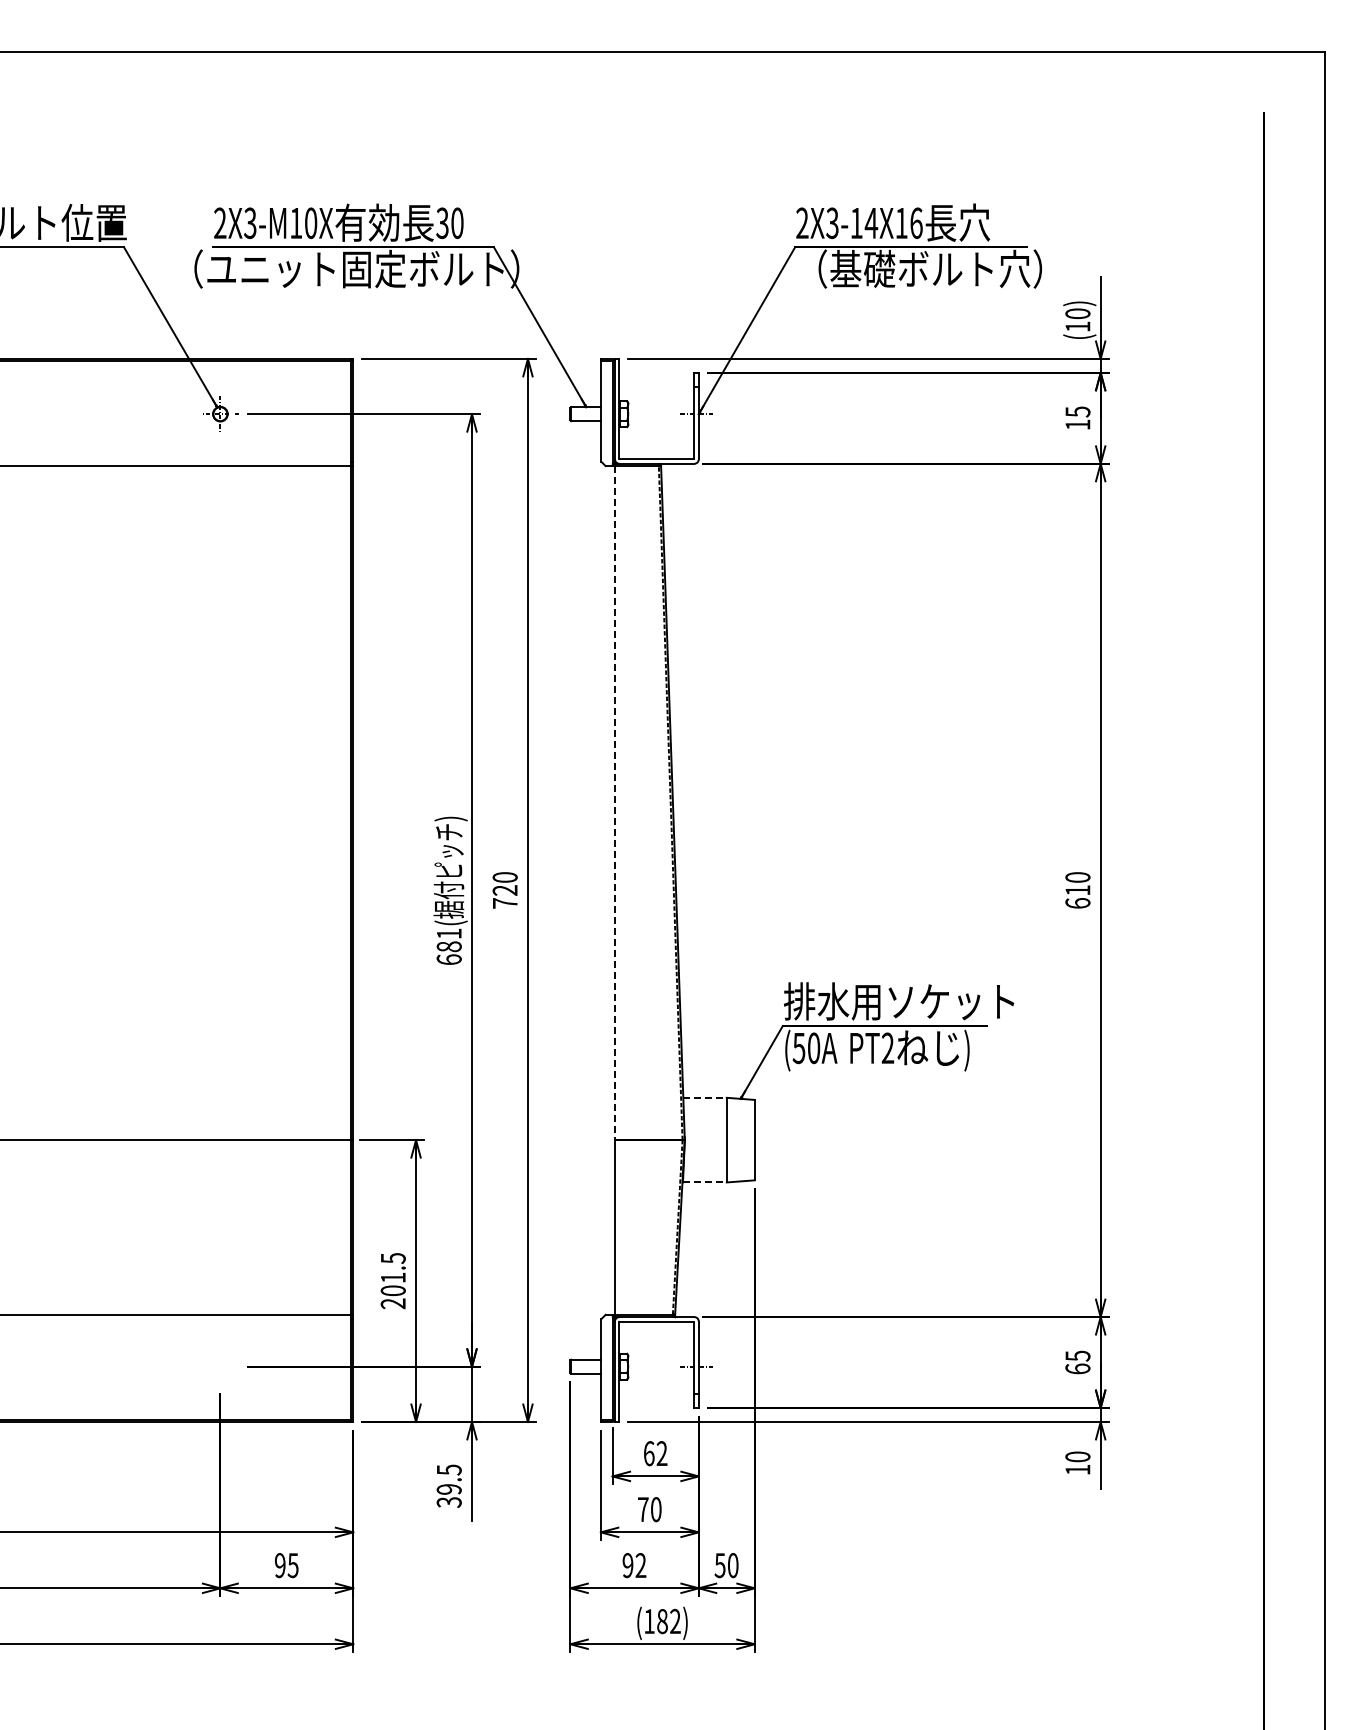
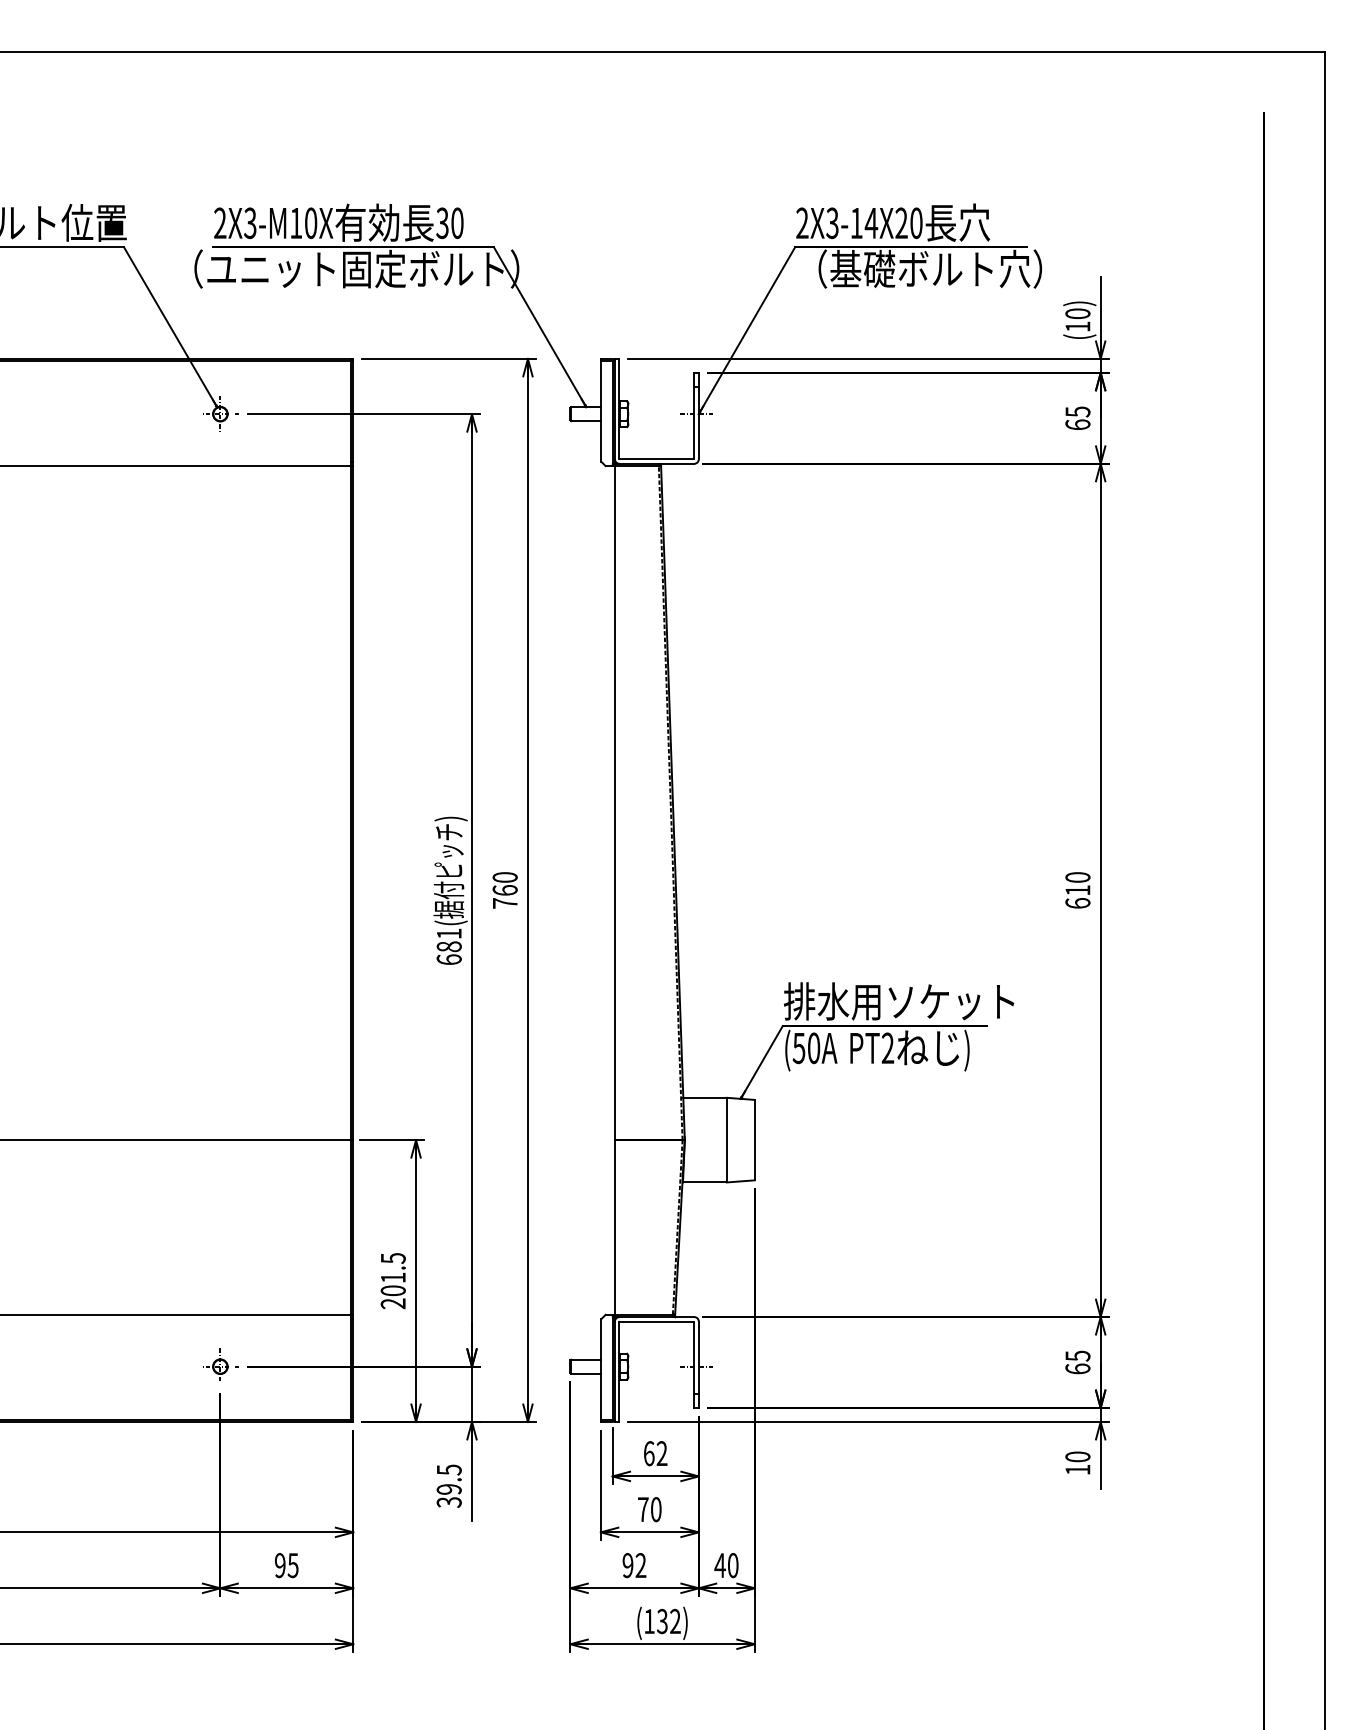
text: 2X3-14X16 -> 2X3-14X20 (908, 222)
text: 15 -> 65 (1077, 424)
line: dashed -> solid (615, 803)
text: 720 -> 760 (504, 890)
line: dashed -> solid (705, 1097)
line: dashed -> solid (704, 1182)
part: none -> present (220, 1364)
text: 50 -> 40 (719, 1565)
text: (182) -> (132) (662, 1621)
